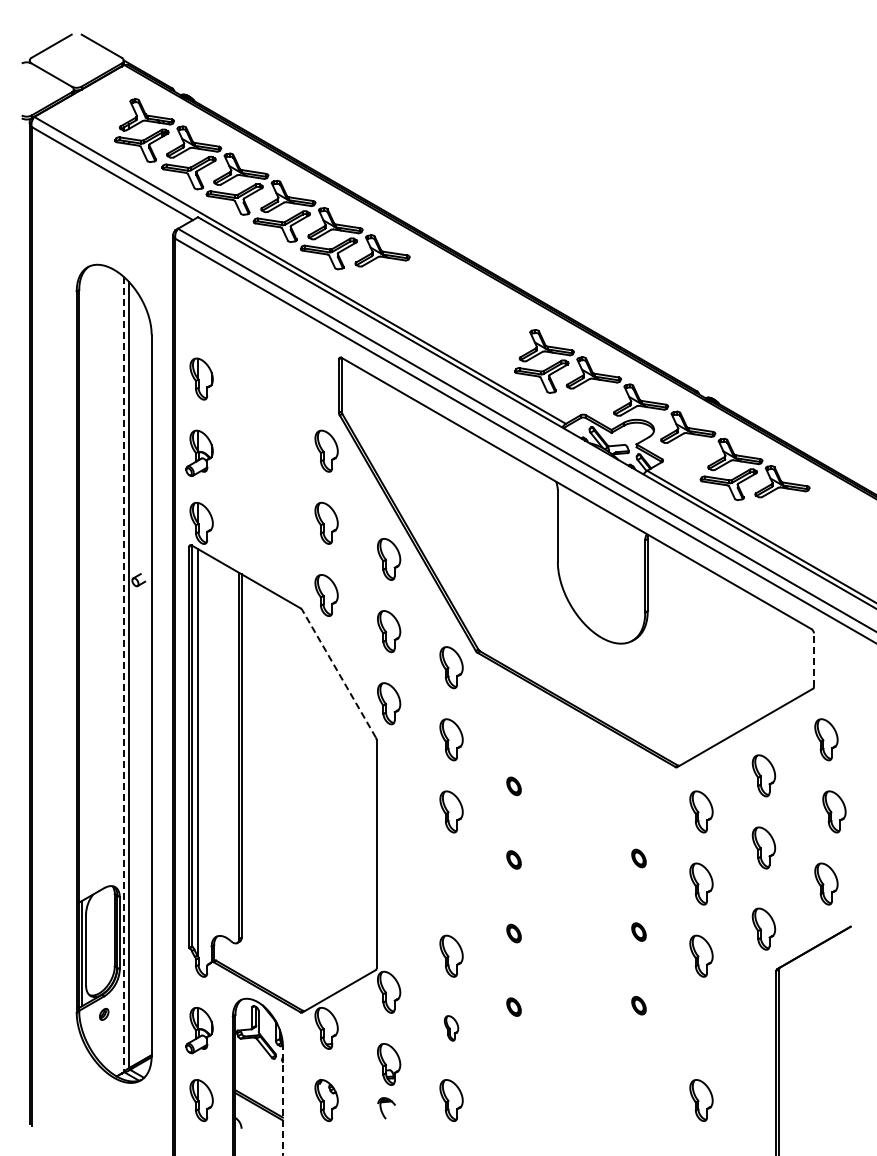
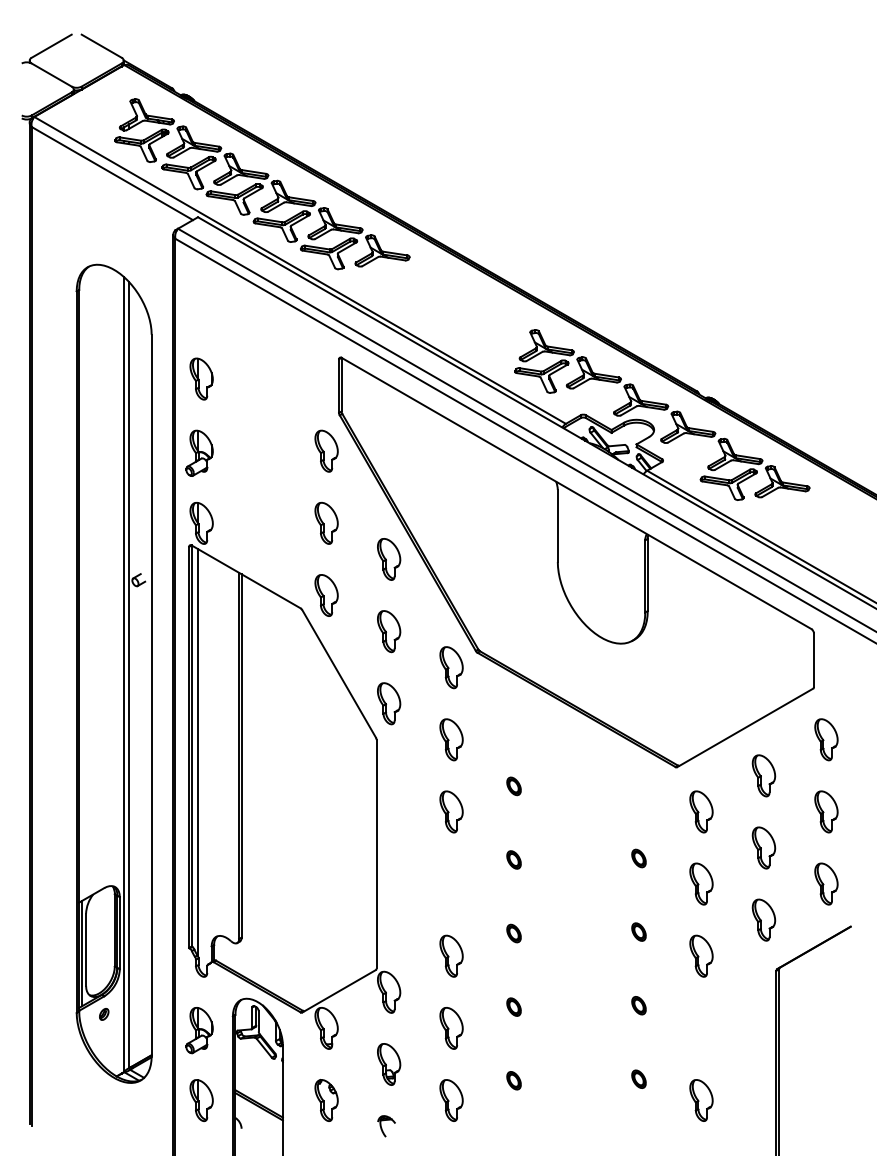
line: dashed -> solid (813, 660)
line: dashed -> solid (339, 673)
line: dashed -> solid (124, 675)
part position: (834, 811) -> (826, 811) (826, 811)
part position: (763, 928) -> (763, 919) (763, 919)
part size: 16x27 px -> 25x43 px (451, 1028)
part: none -> present (638, 1078)
part: none -> present (513, 1080)
line: dashed -> solid (282, 1100)
part position: (386, 1108) -> (386, 1126) (386, 1126)
